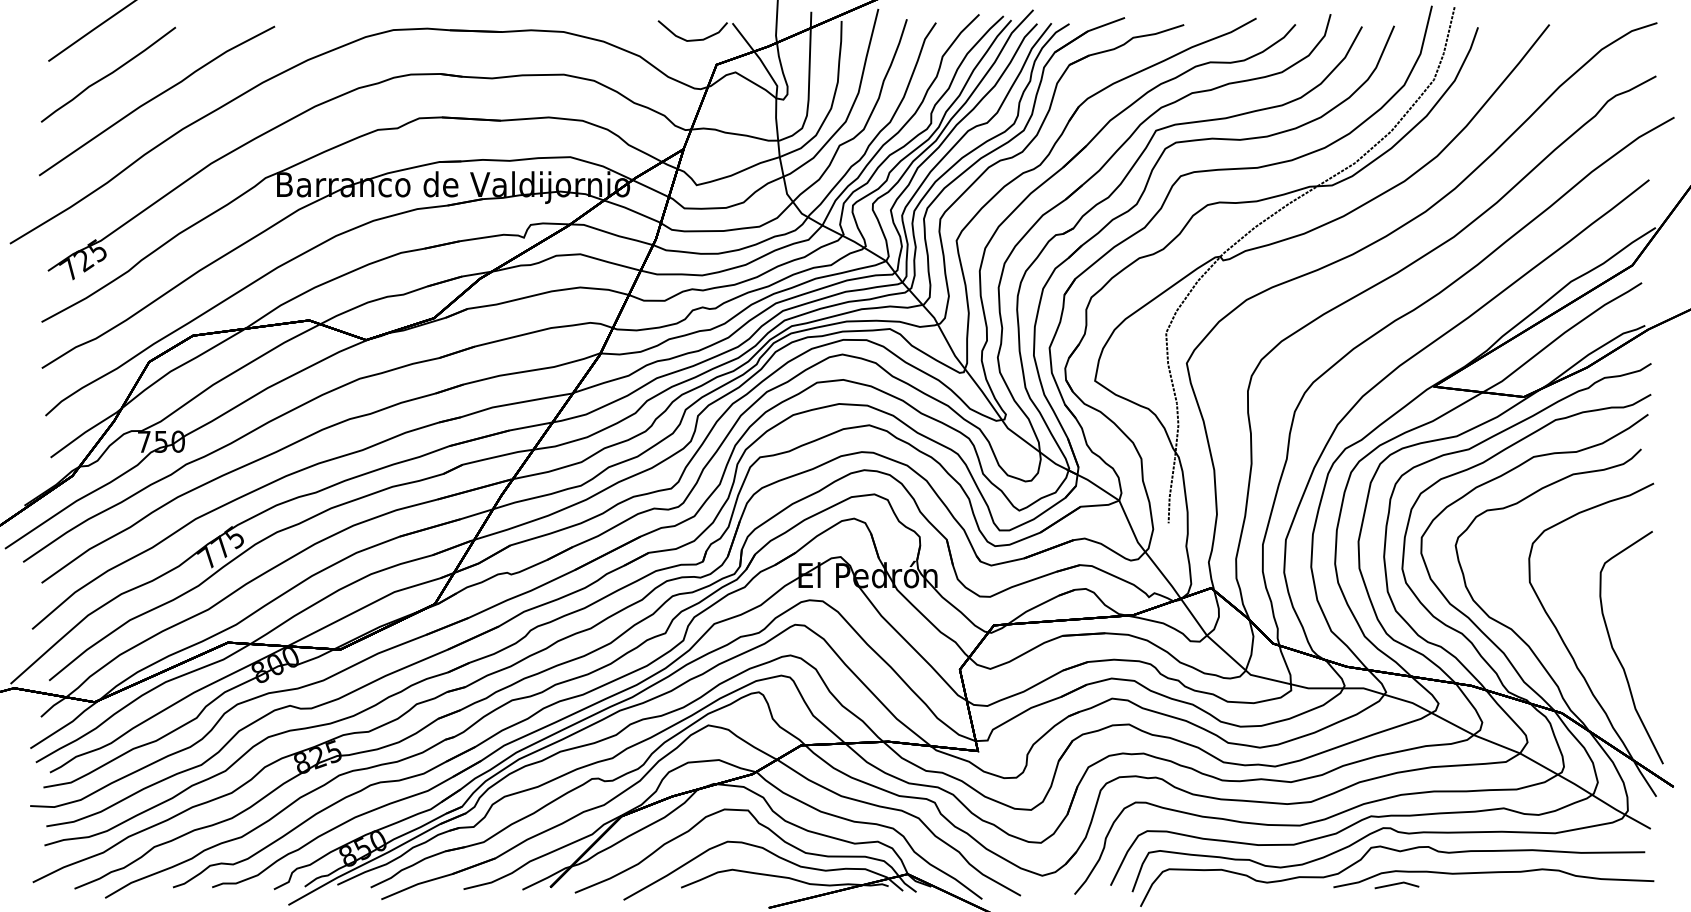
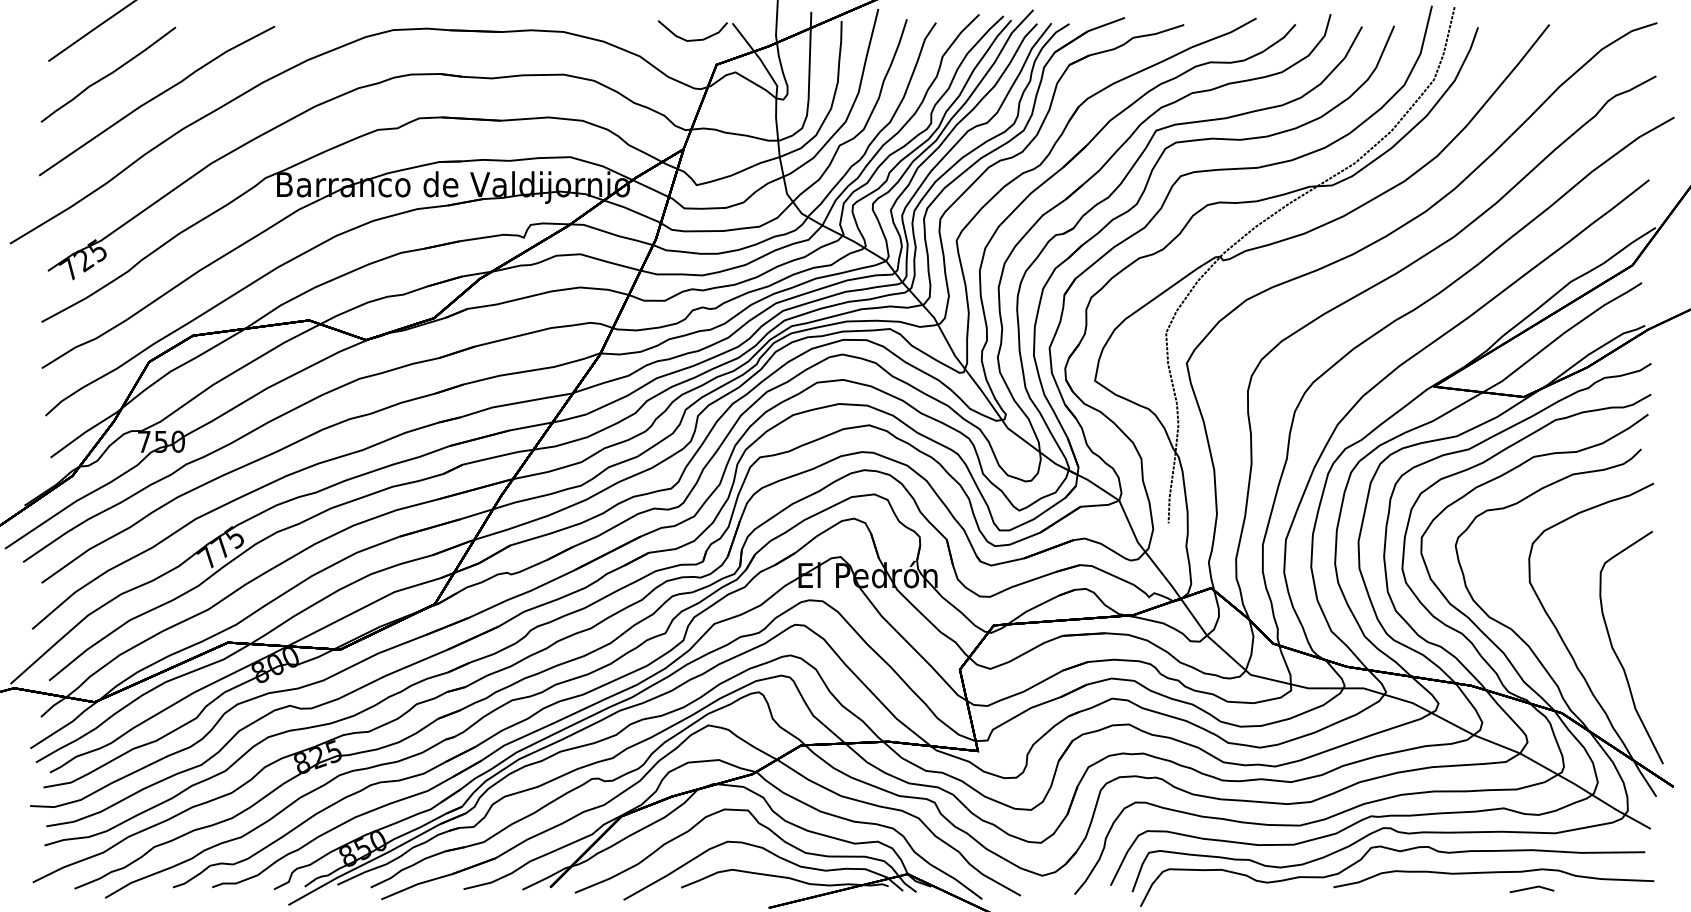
part position: (1396, 885) -> (1531, 889) (1531, 889)
